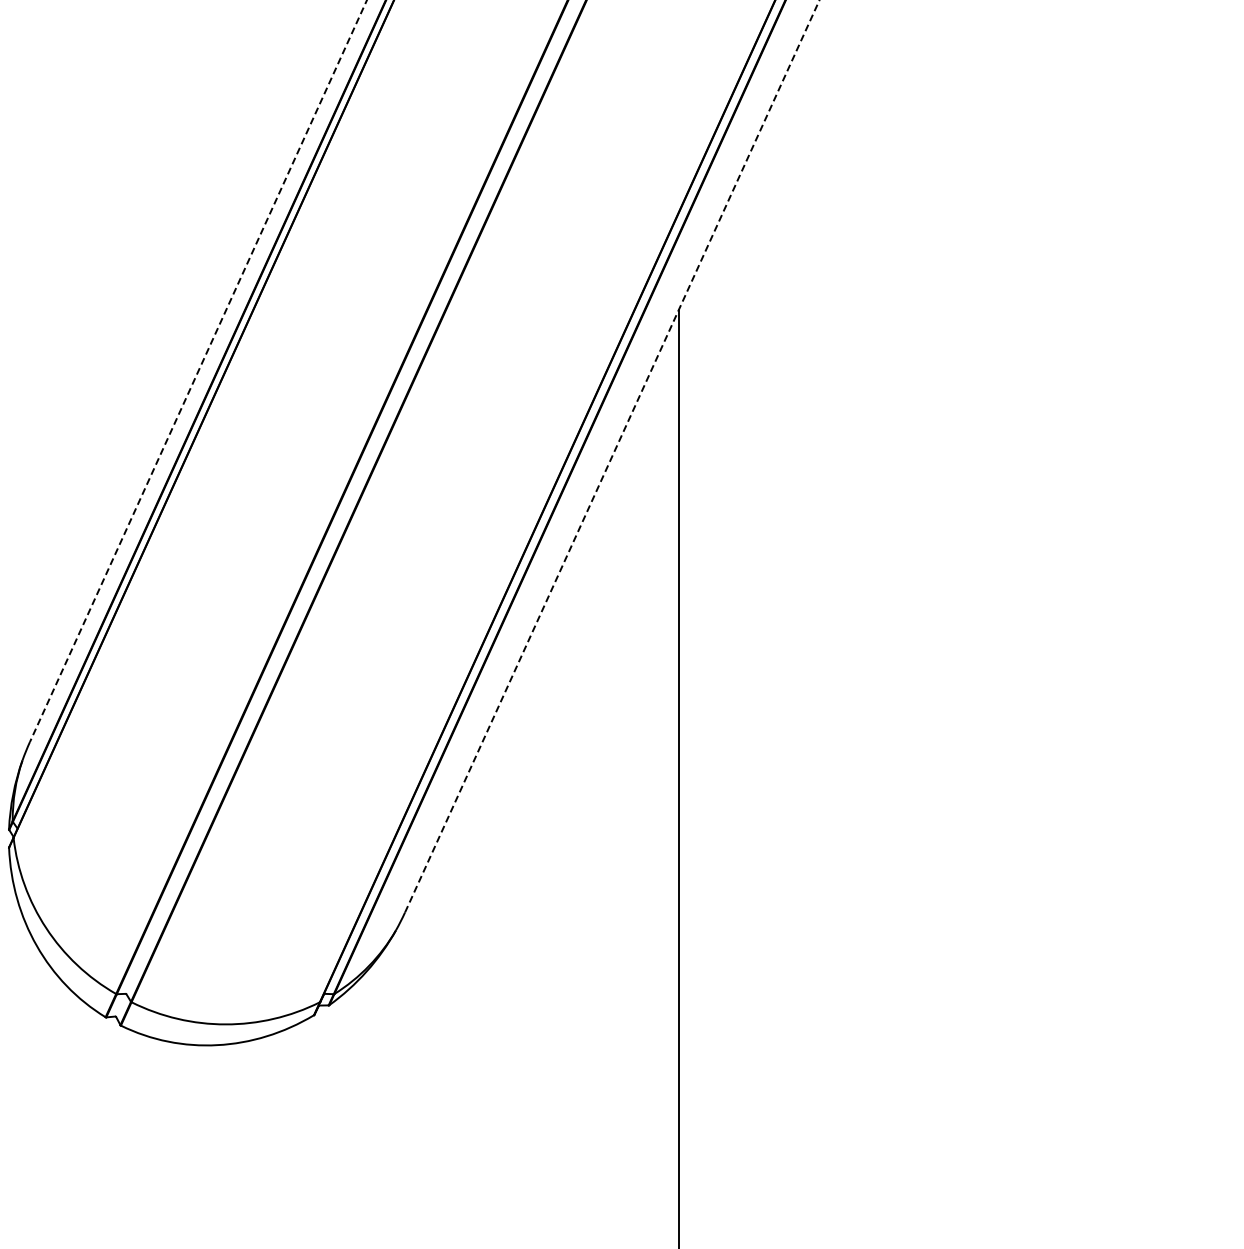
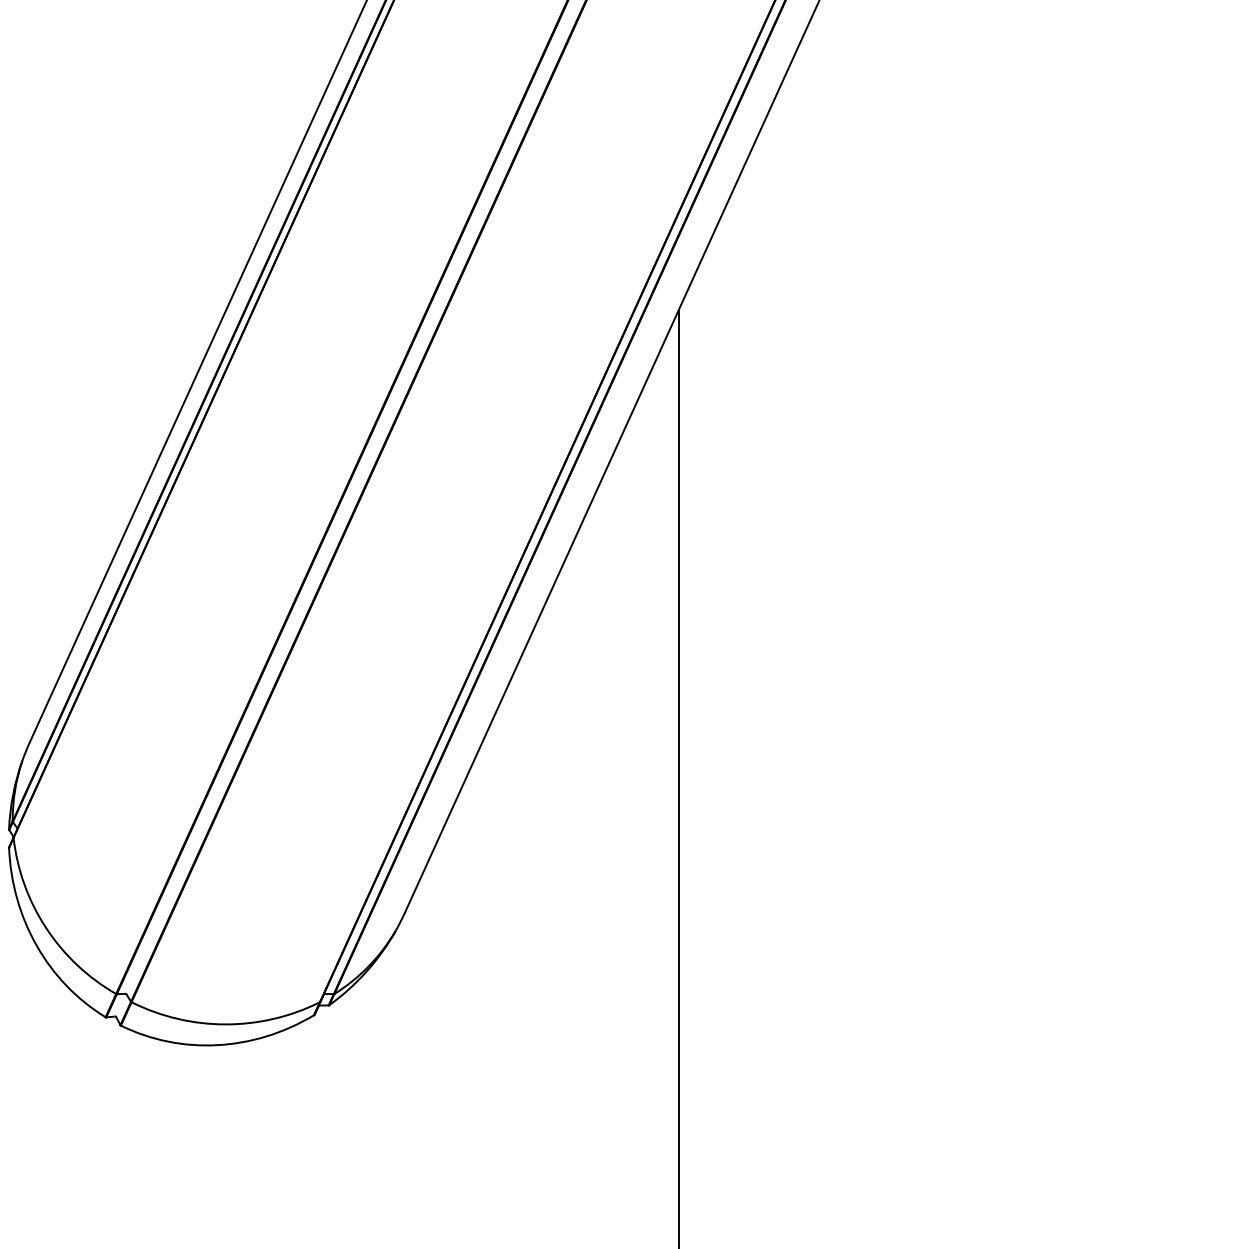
line: dashed -> solid (198, 371)
line: dashed -> solid (612, 456)
